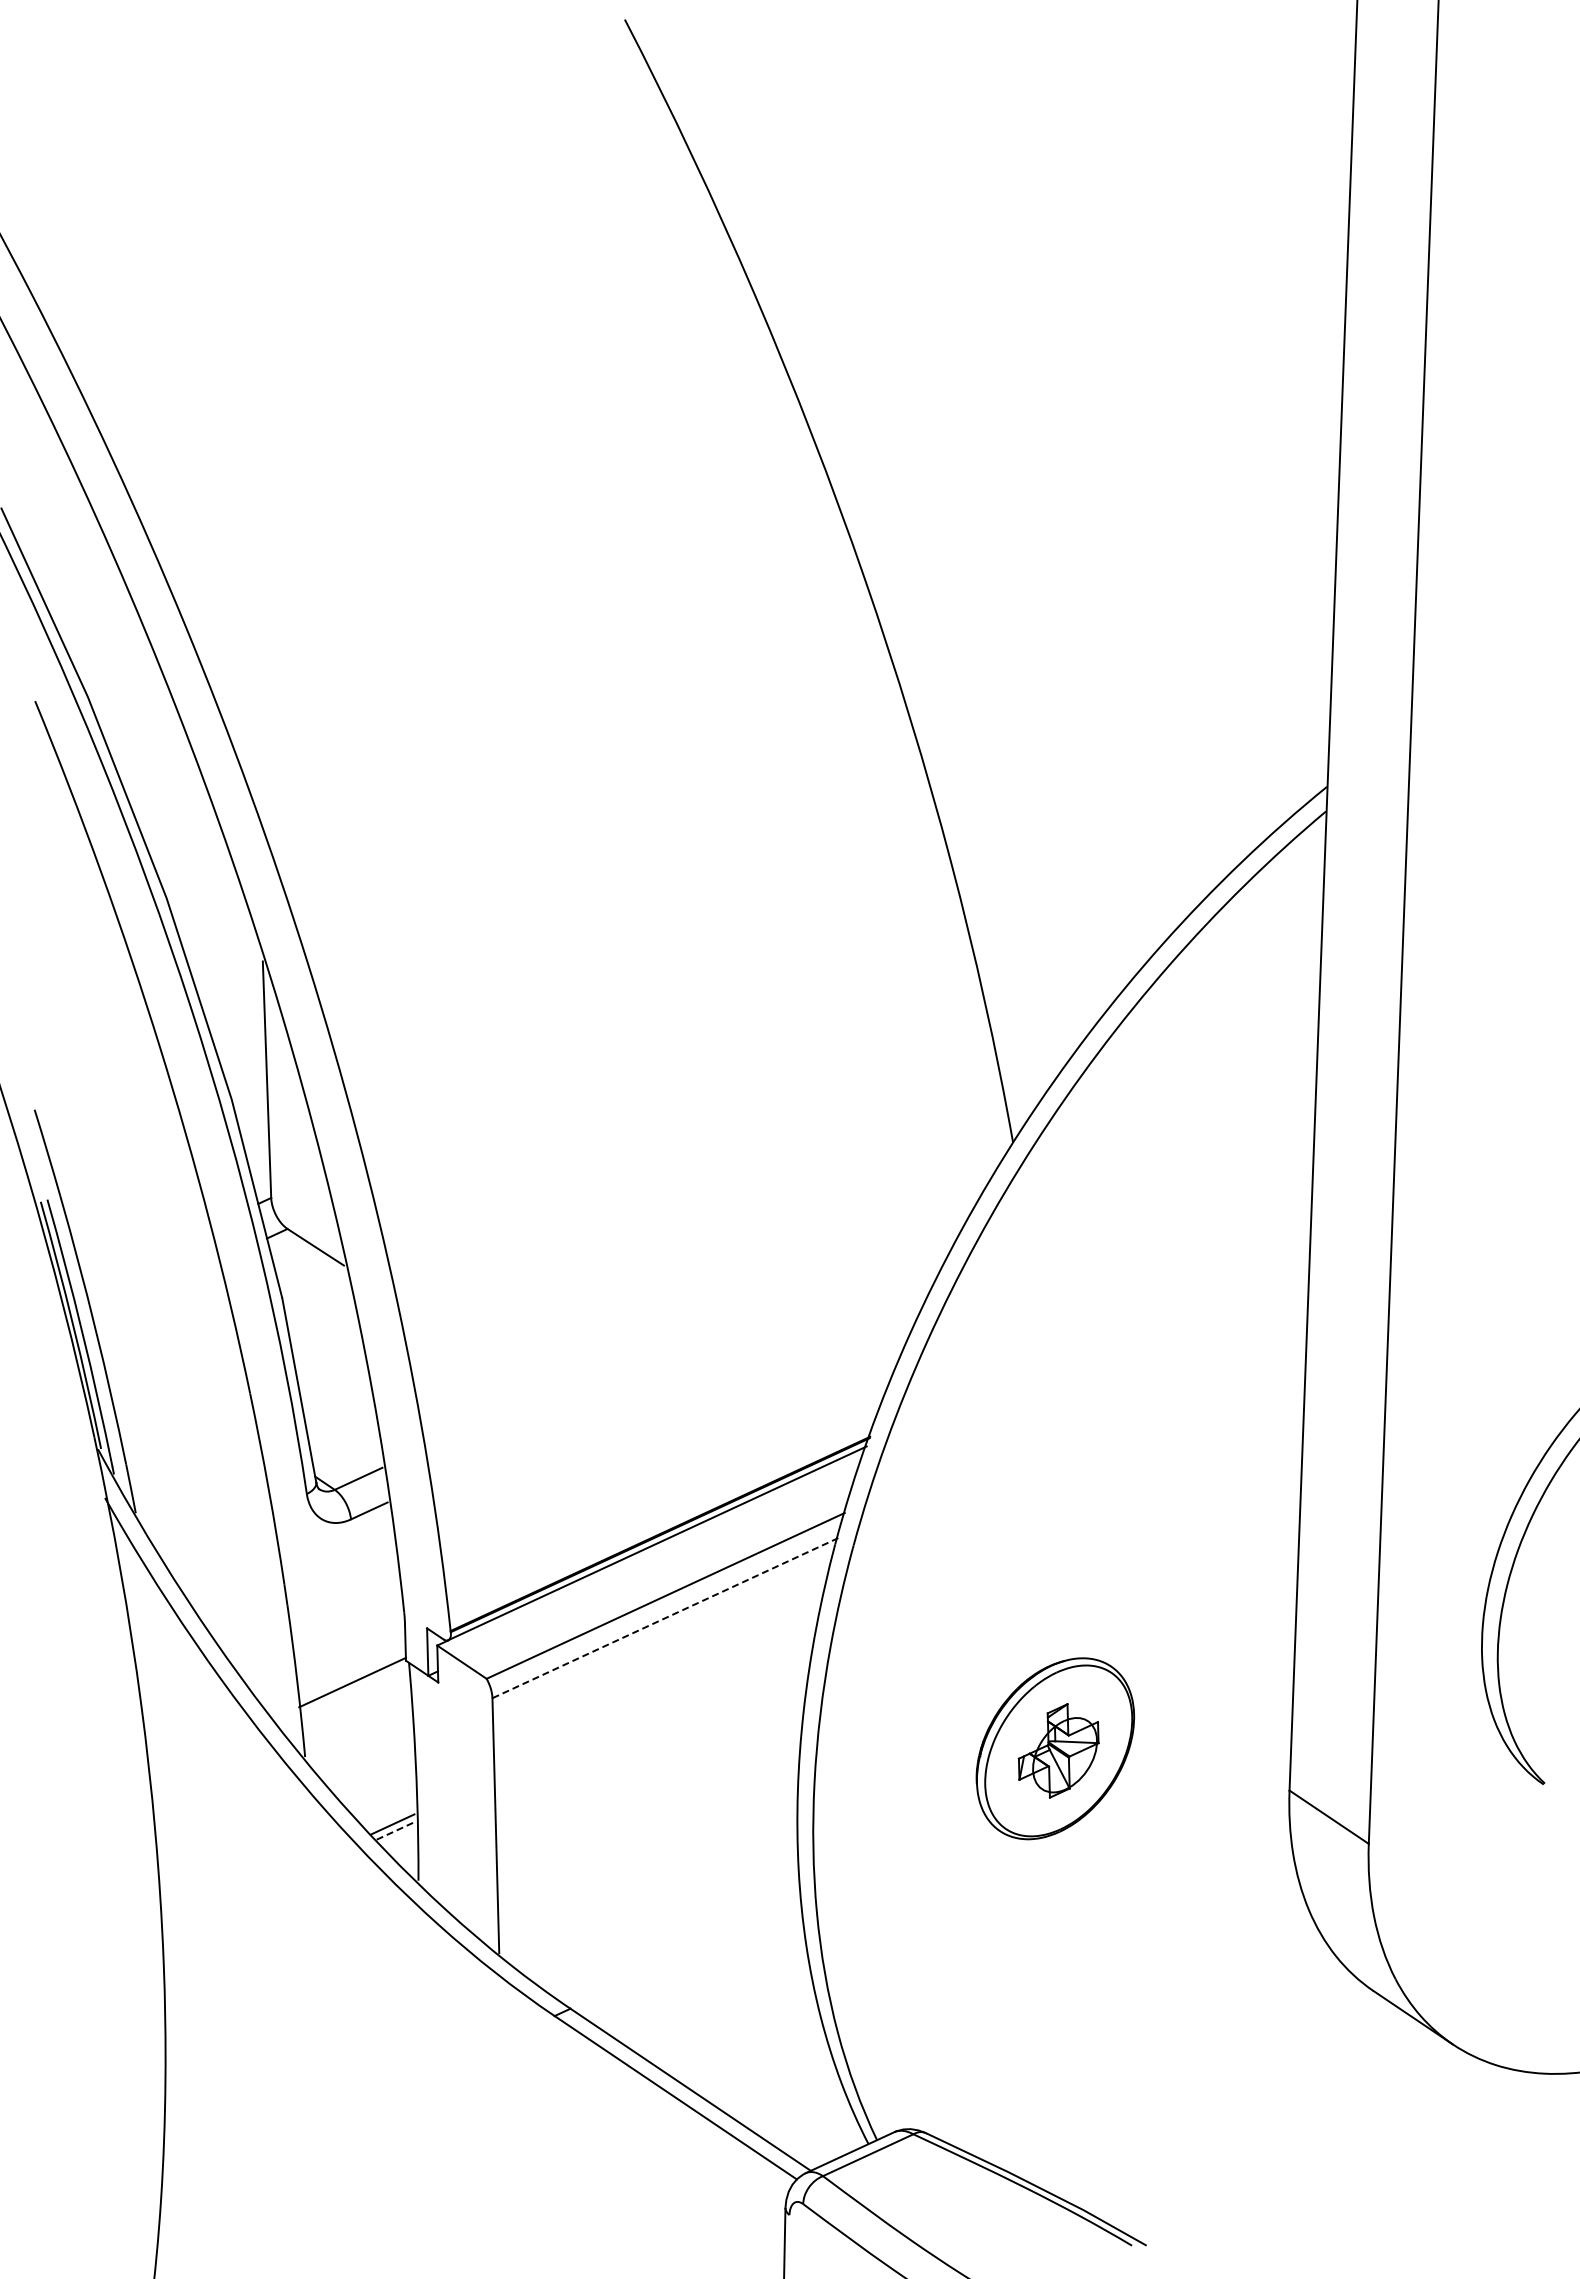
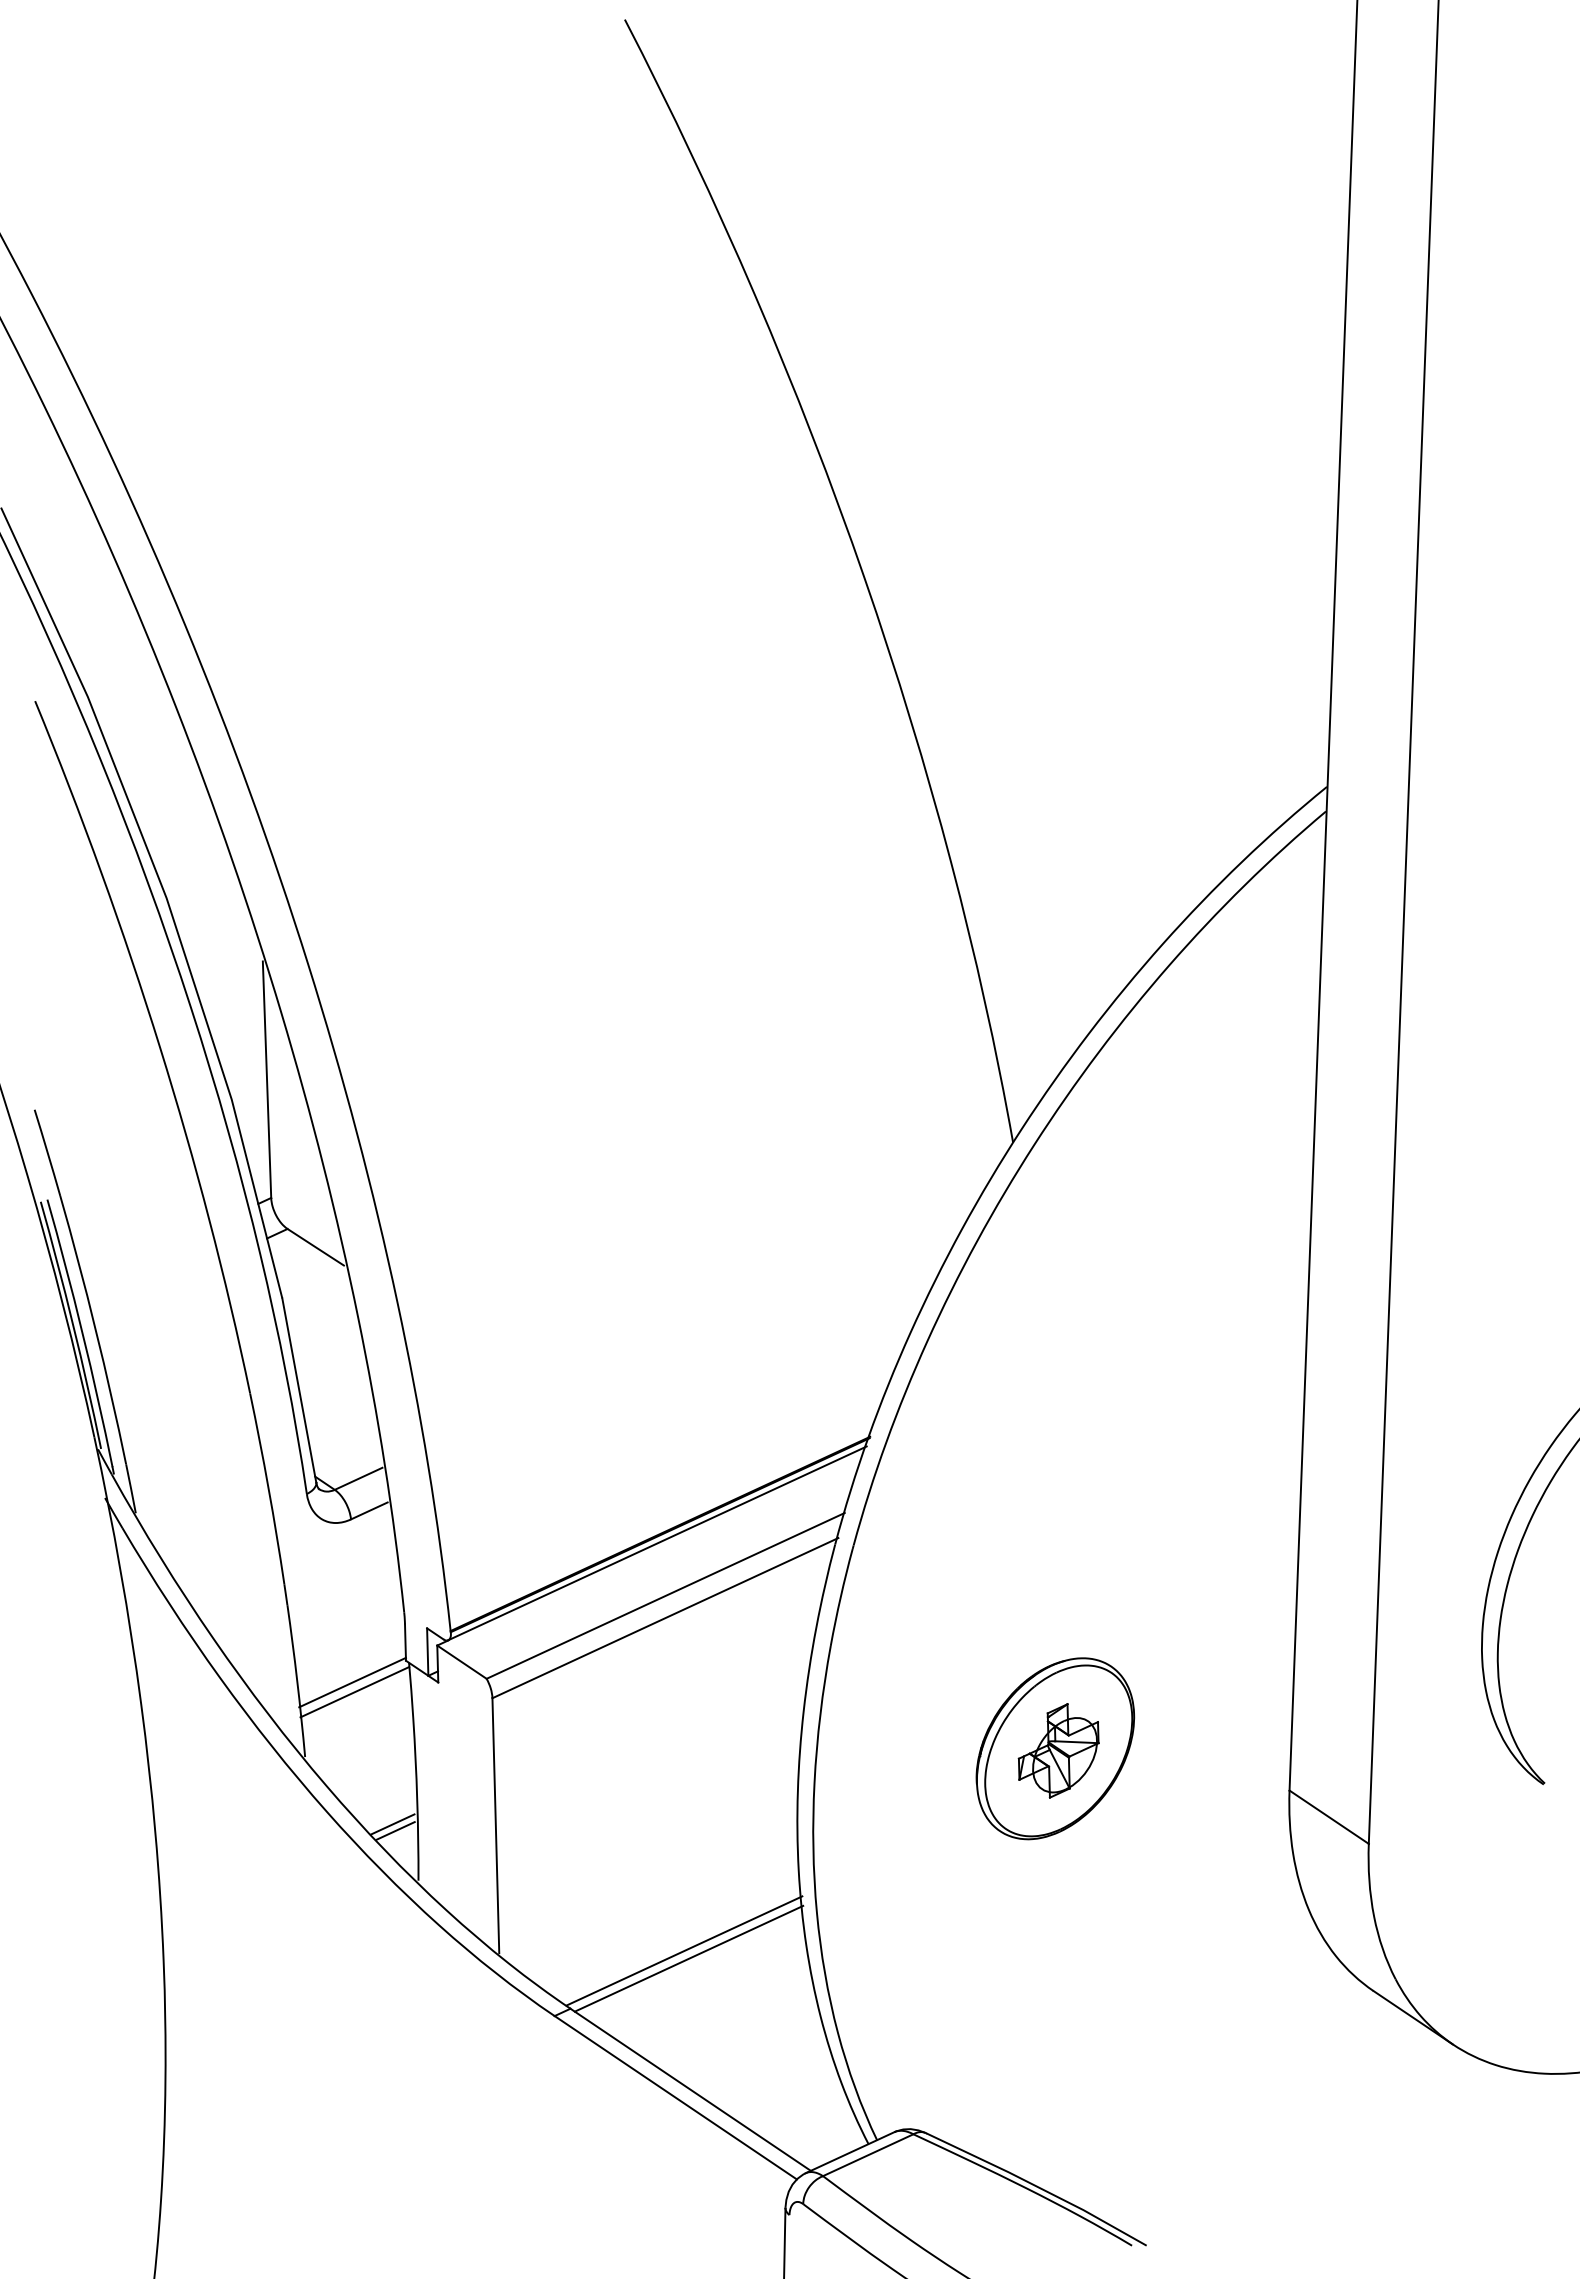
line: dashed -> solid (665, 1618)
line: none -> present (354, 1692)
line: dashed -> solid (395, 1830)
line: none -> present (684, 1950)
line: none -> present (688, 1958)
